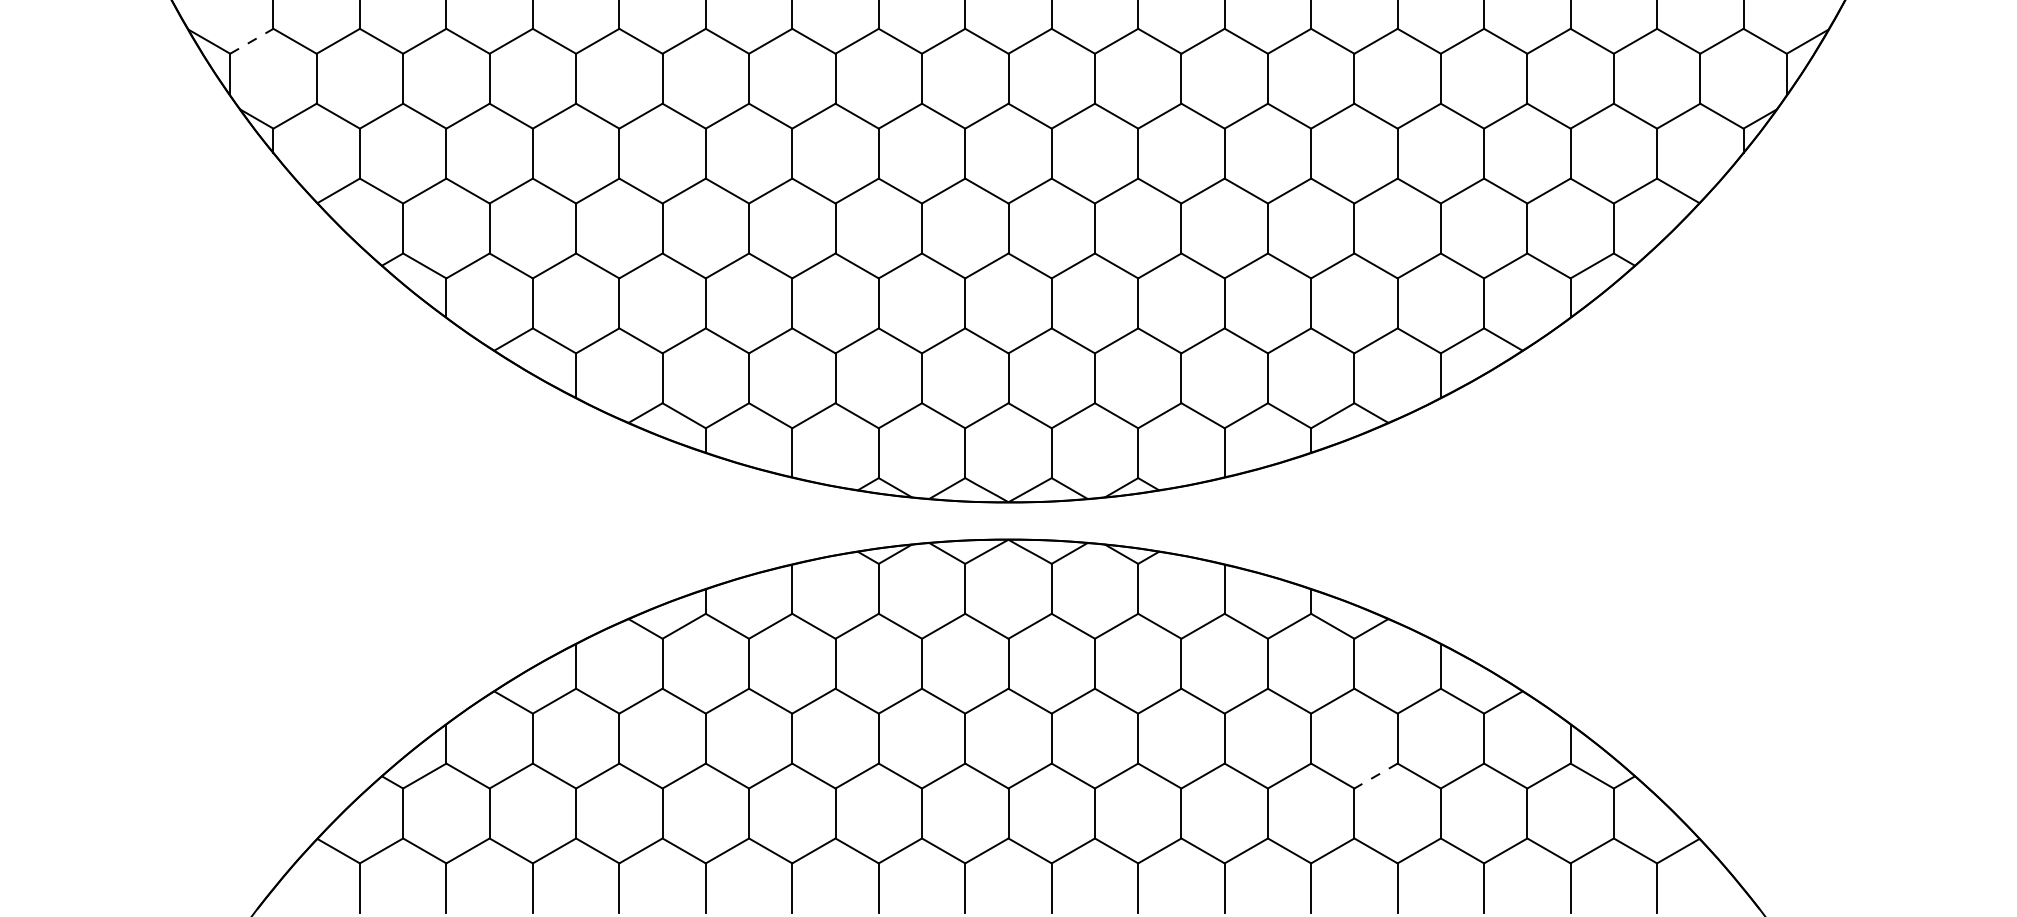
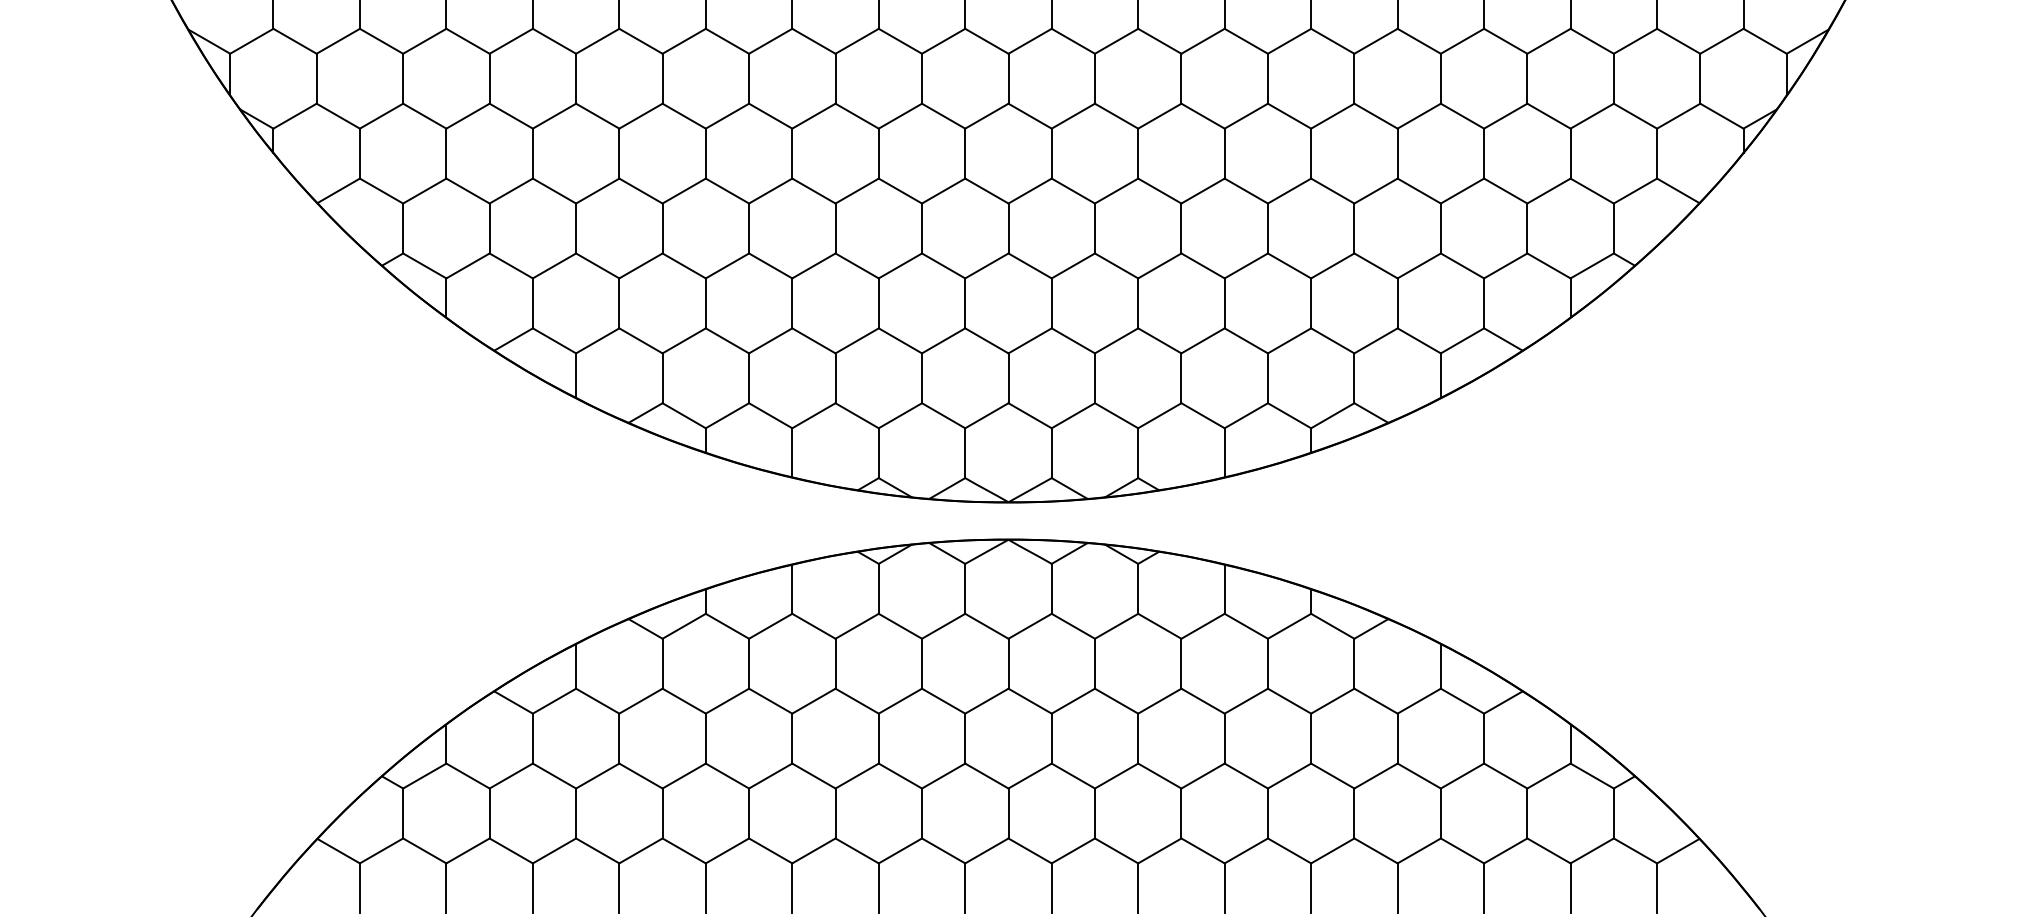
line: dashed -> solid (251, 41)
line: dashed -> solid (1376, 776)
